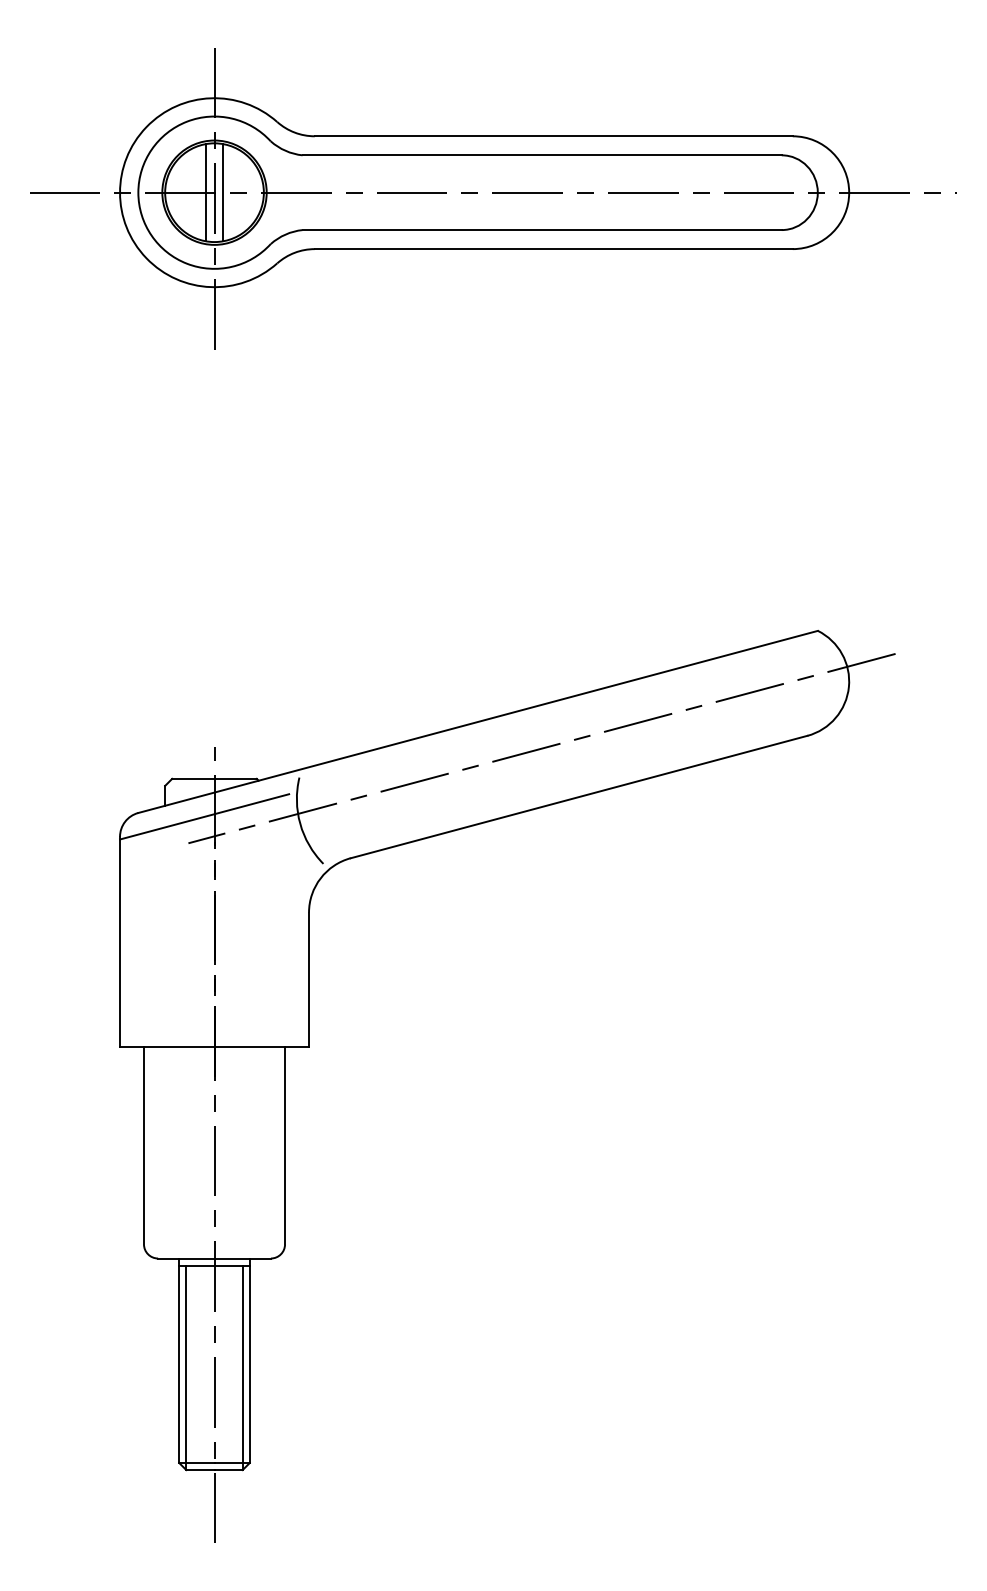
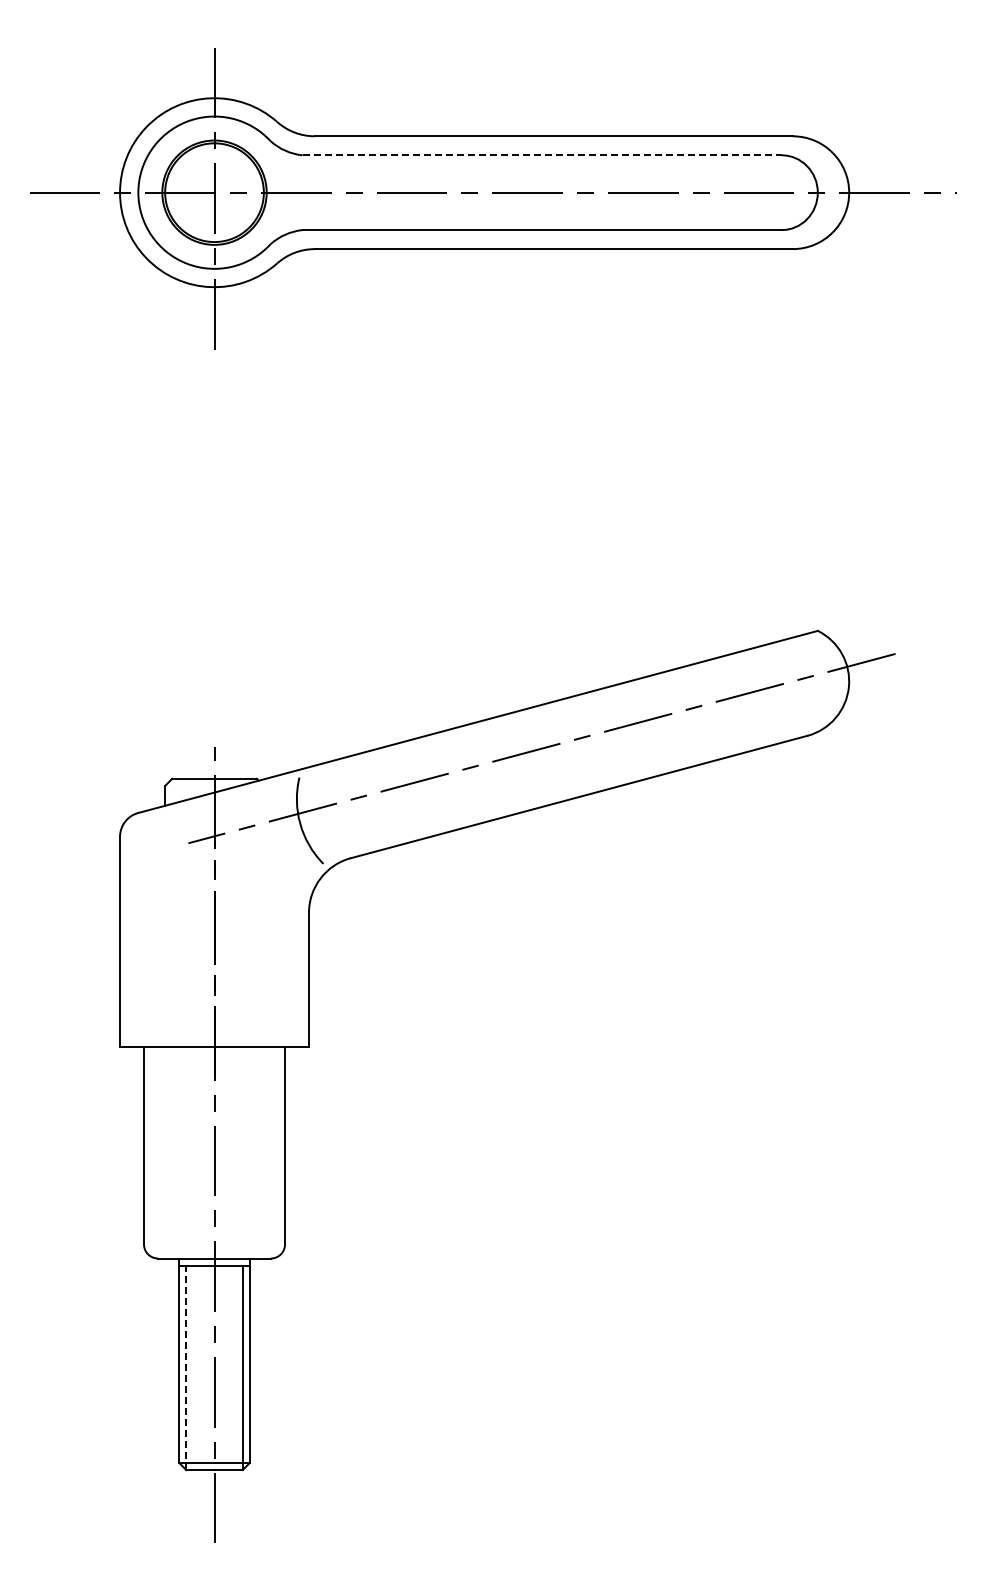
line: solid -> dashed (542, 155)
line: present -> none (206, 192)
line: present -> none (222, 192)
line: present -> none (204, 816)
line: solid -> dashed (186, 1367)
